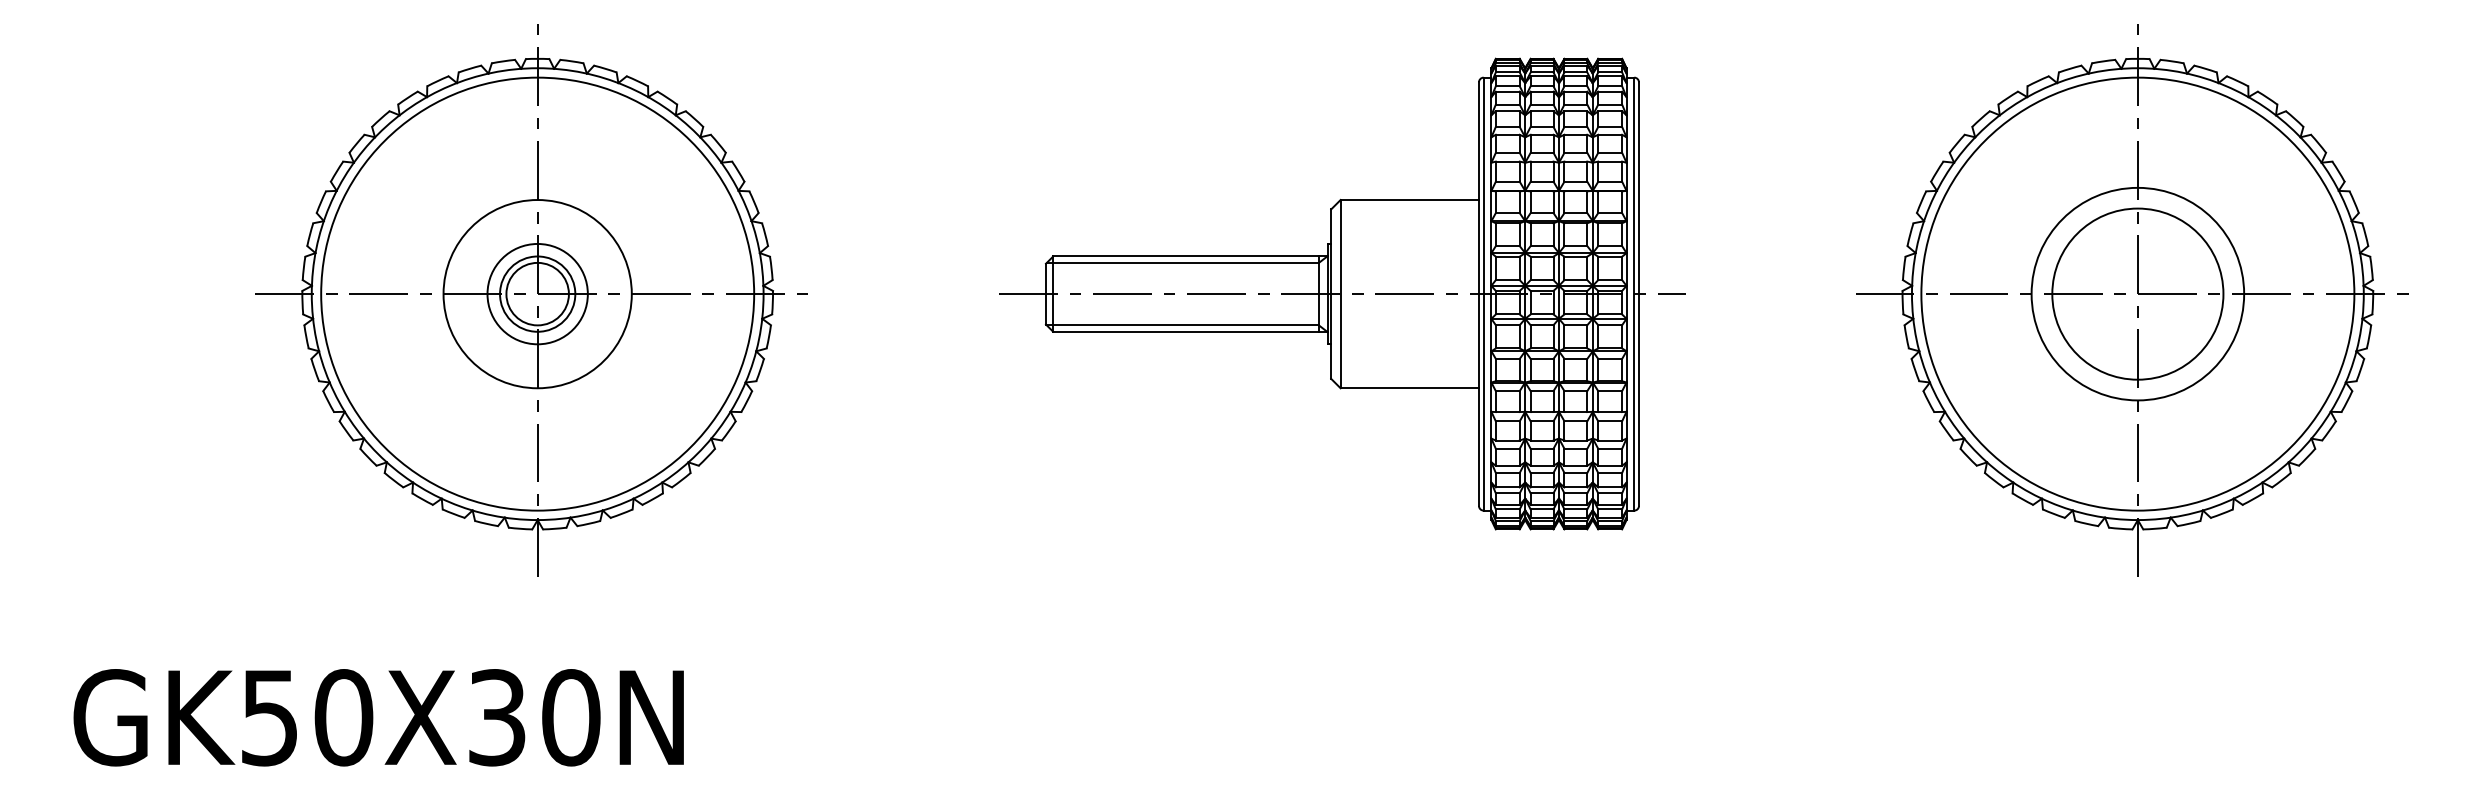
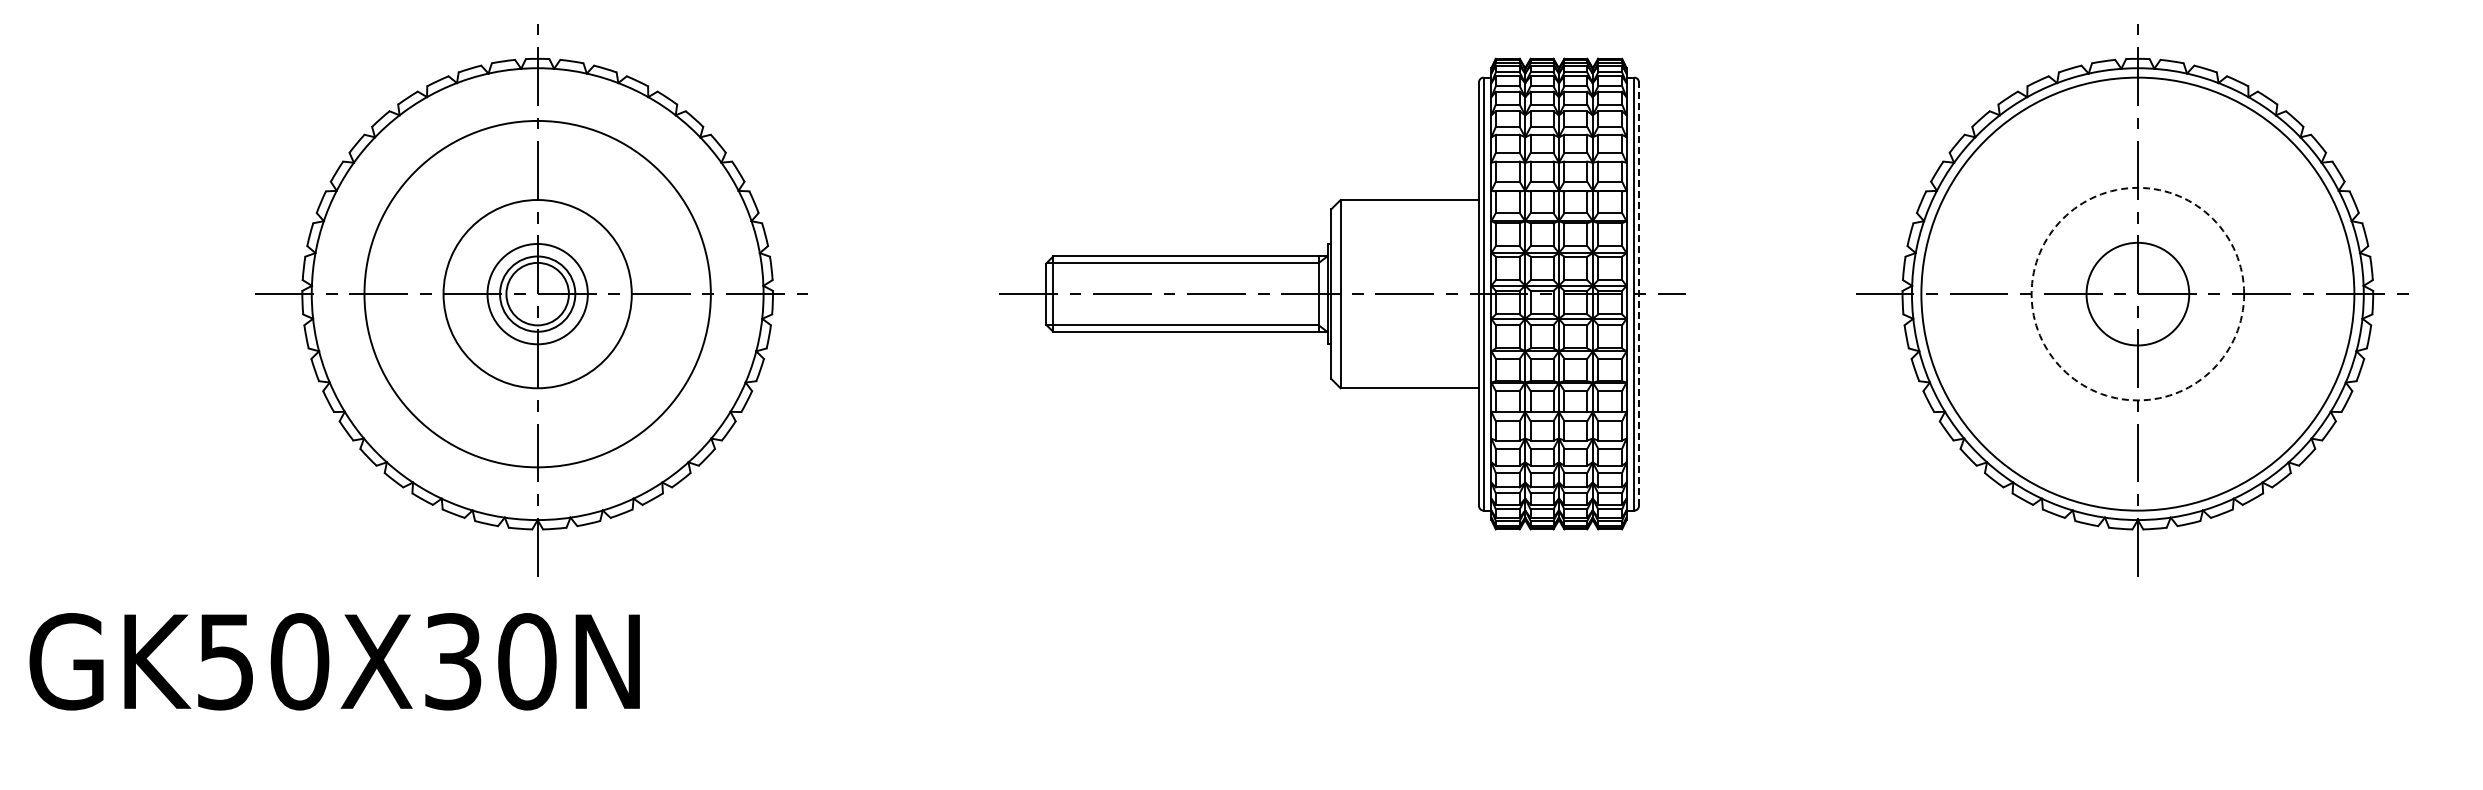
circle diameter: 433 px -> 346 px (537, 293)
circle diameter: 171 px -> 103 px (2137, 293)
circle: solid -> dashed (2137, 293)
line: solid -> dashed (1639, 294)
text position: (378, 717) -> (334, 661) (334, 661)
